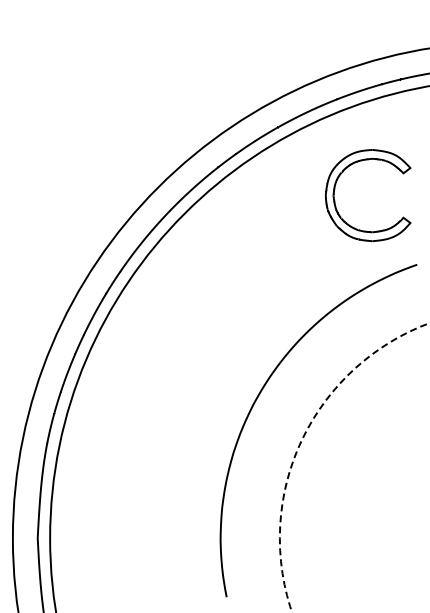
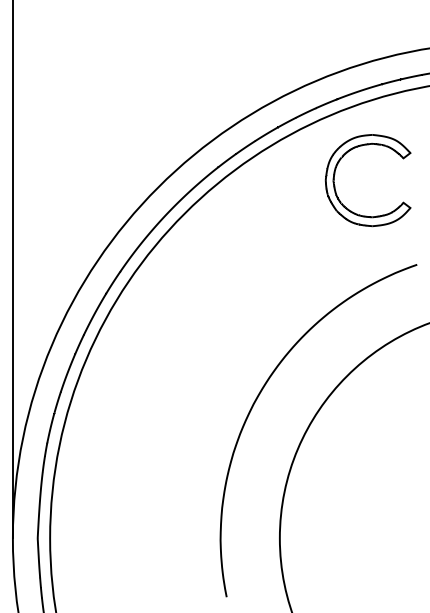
part position: (335, 200) -> (335, 185) (335, 185)
line: none -> present (12, 270)
circle: dashed -> solid (354, 467)
